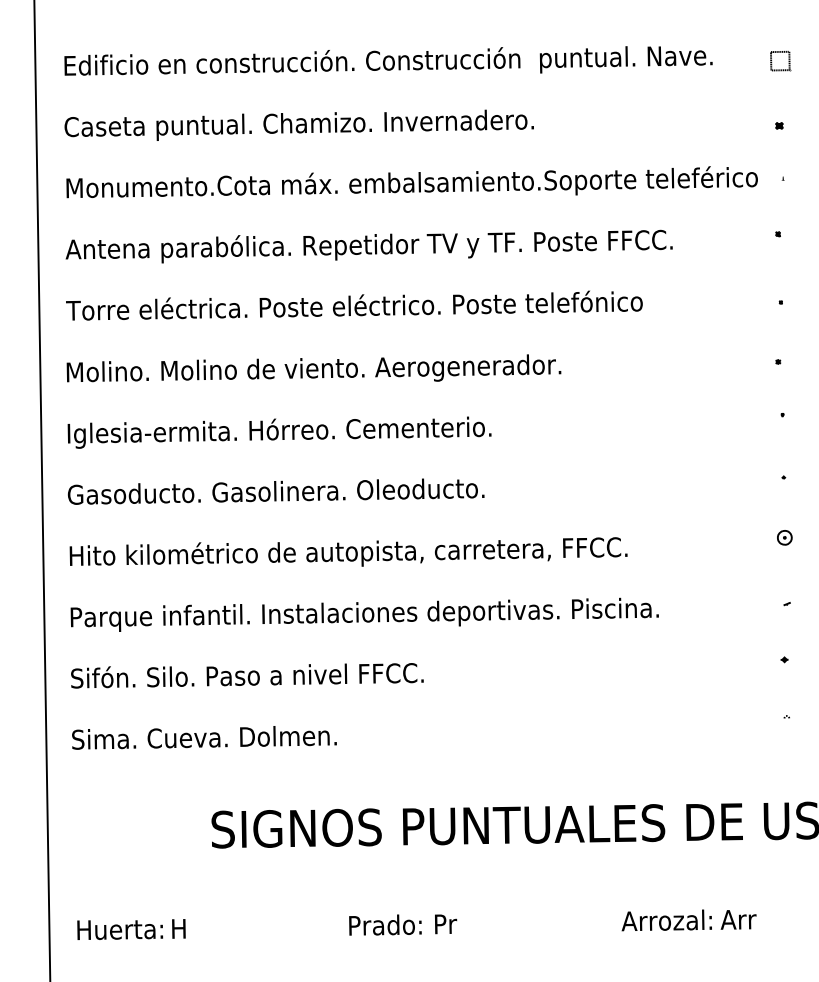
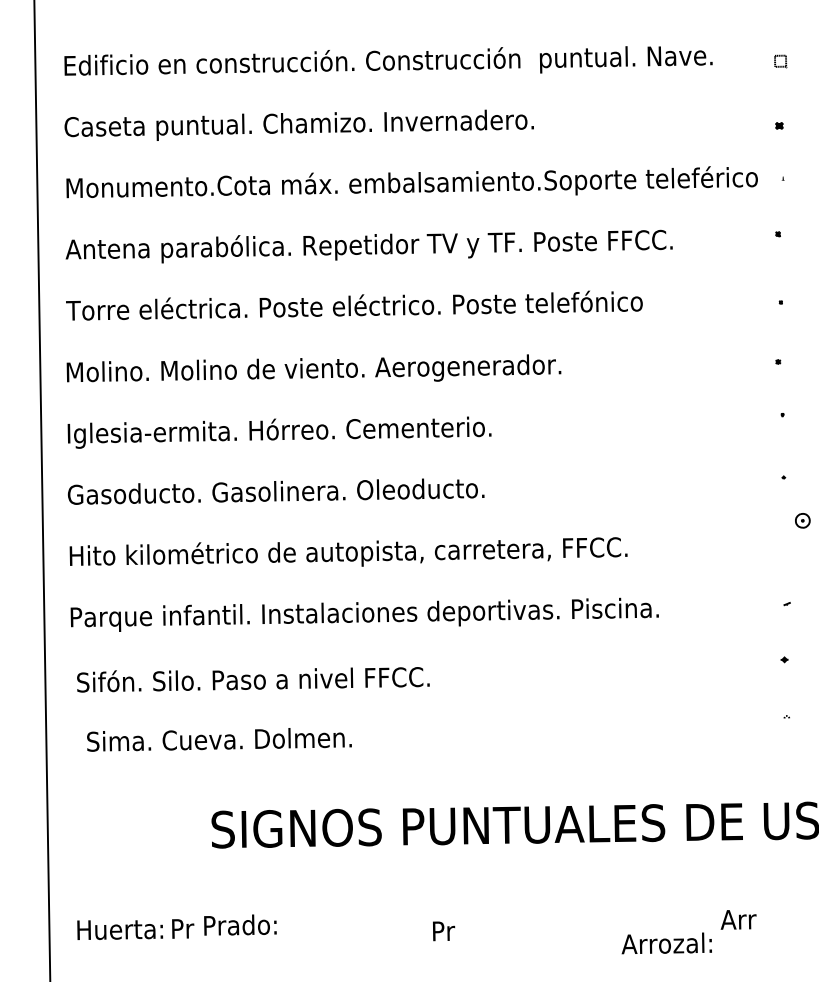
part size: 22x21 px -> 14x15 px (780, 61)
part position: (784, 537) -> (802, 520) (802, 520)
text position: (247, 675) -> (253, 679) (253, 679)
text position: (204, 737) -> (219, 739) (219, 739)
text position: (666, 920) -> (666, 943) (666, 943)
text position: (385, 924) -> (240, 924) (240, 924)
text position: (446, 924) -> (444, 931) (444, 931)
text: H -> Pr (184, 928)
